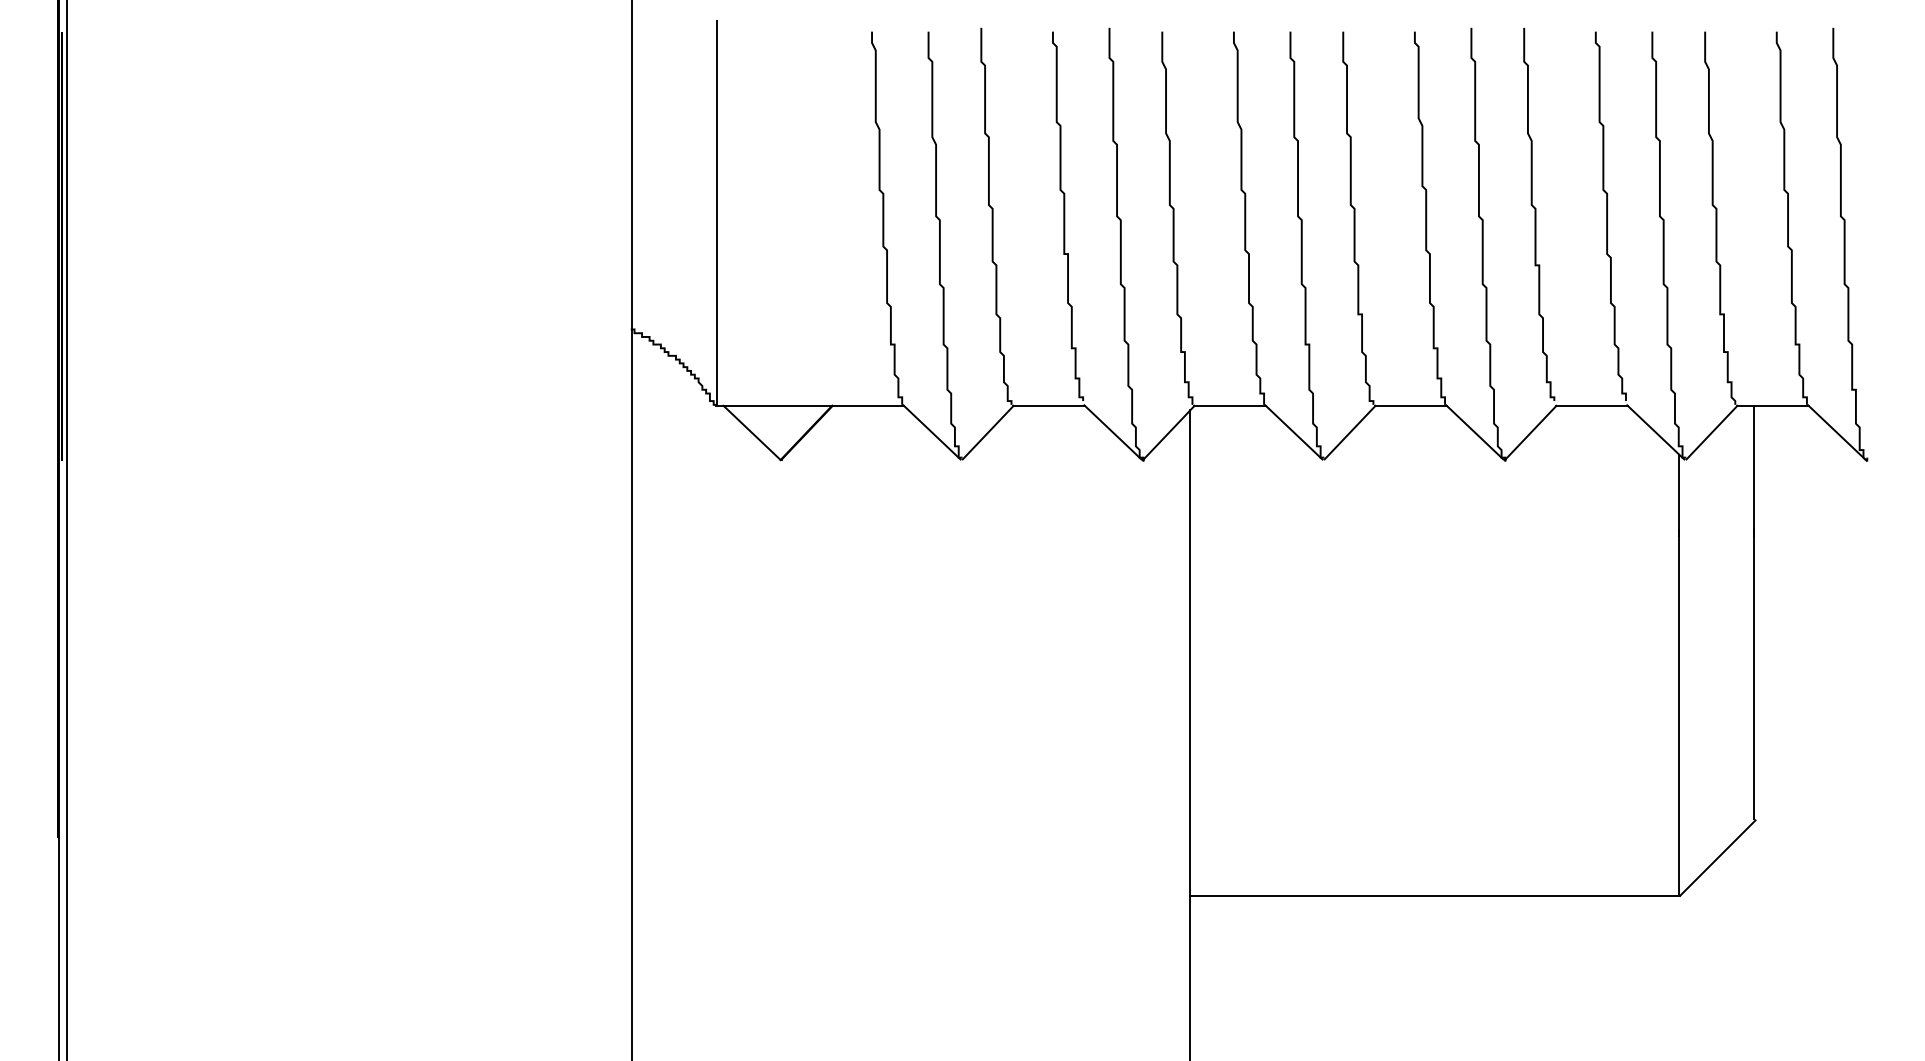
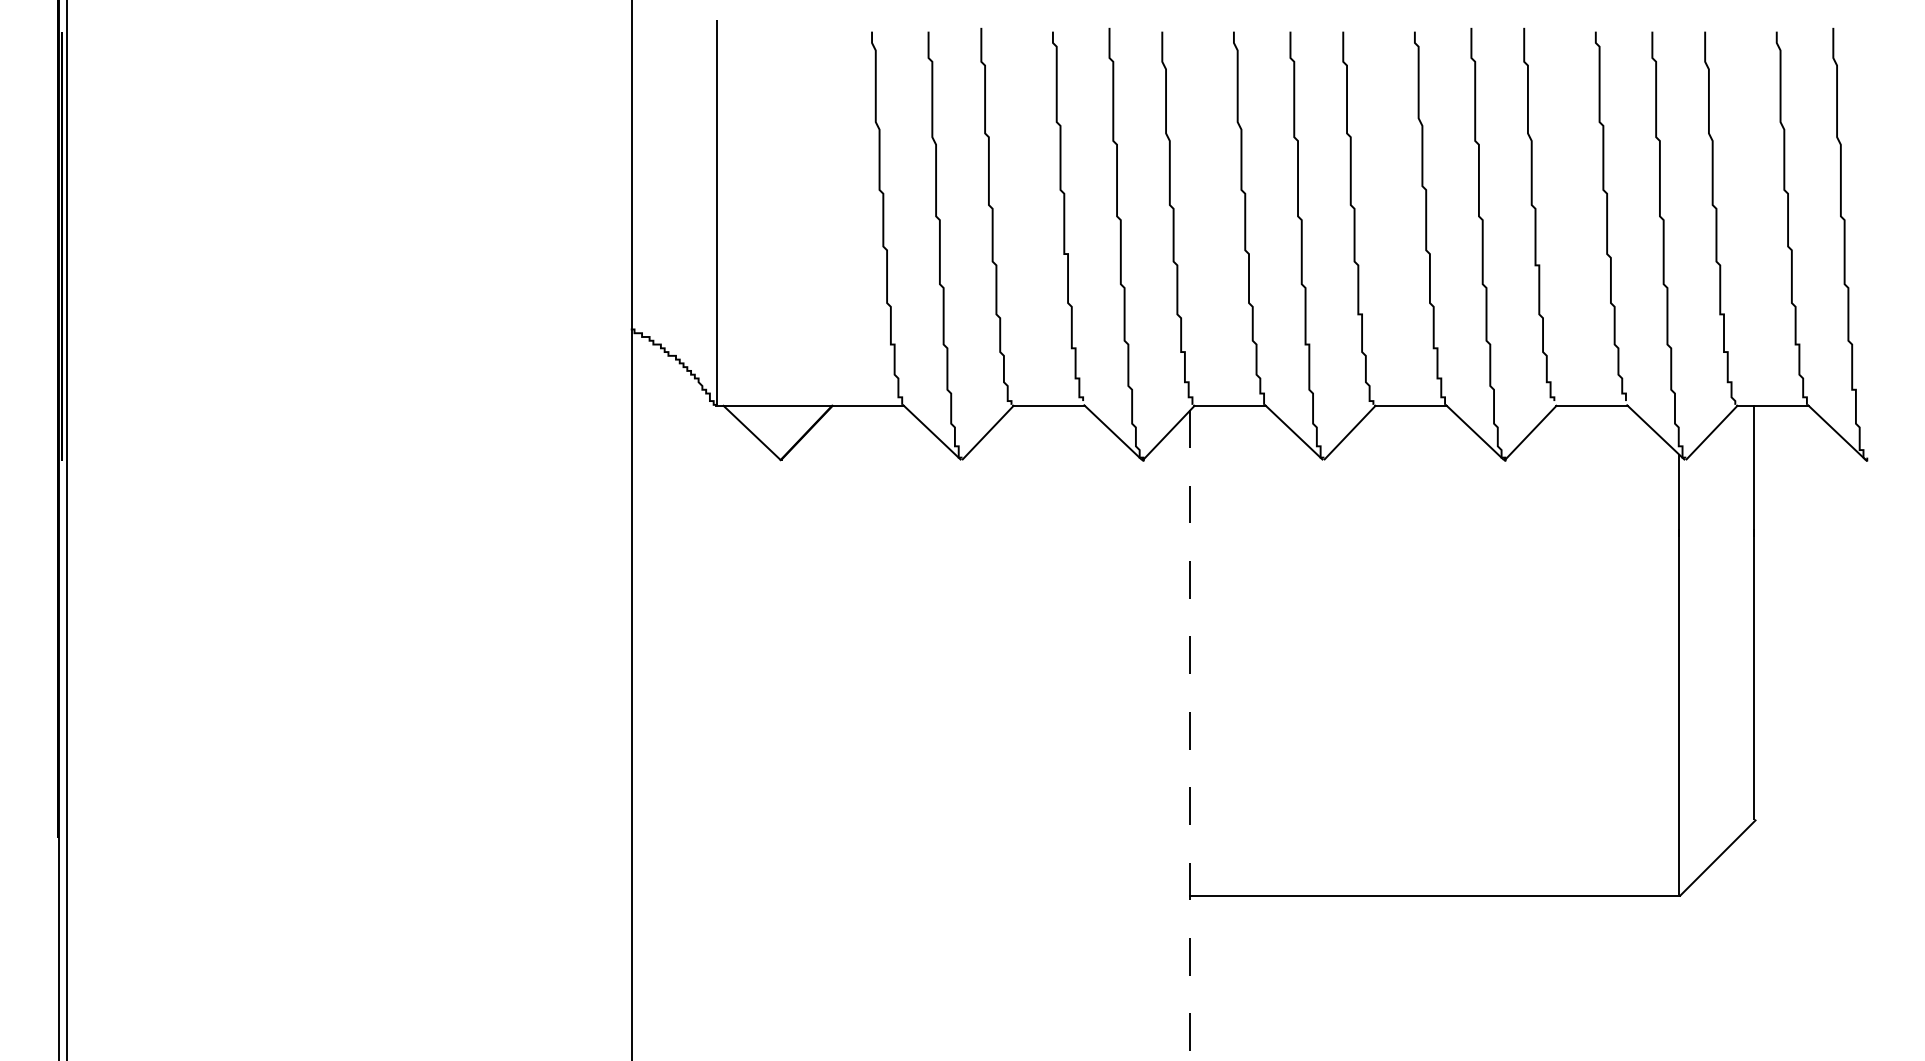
line: solid -> dashed (1190, 735)
